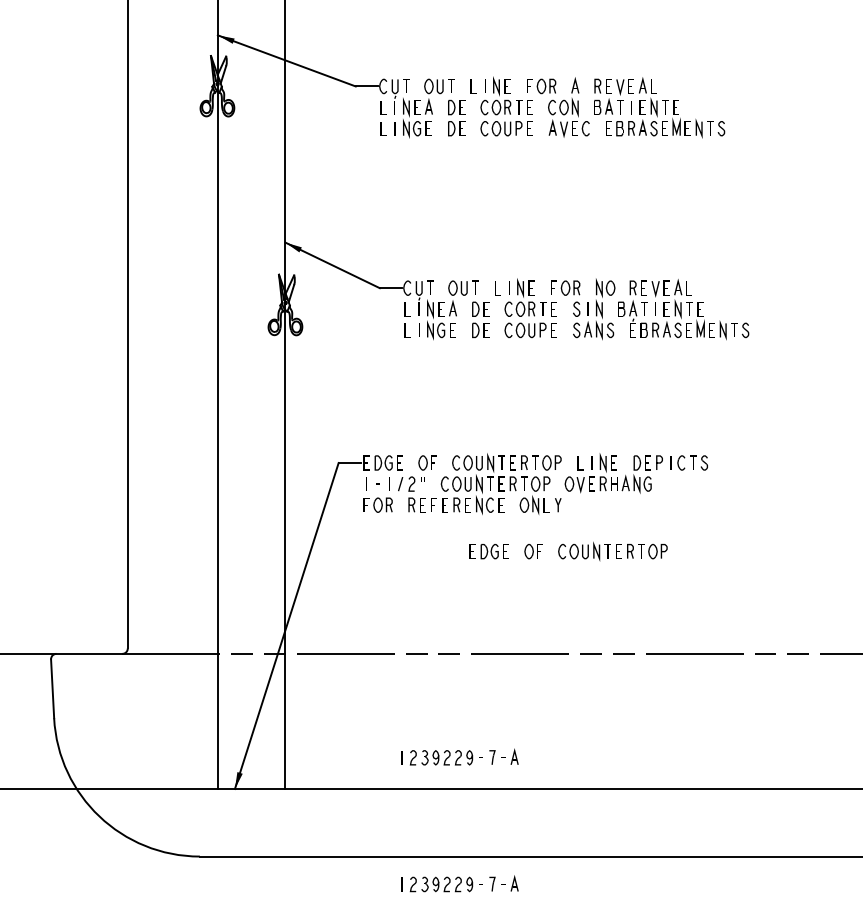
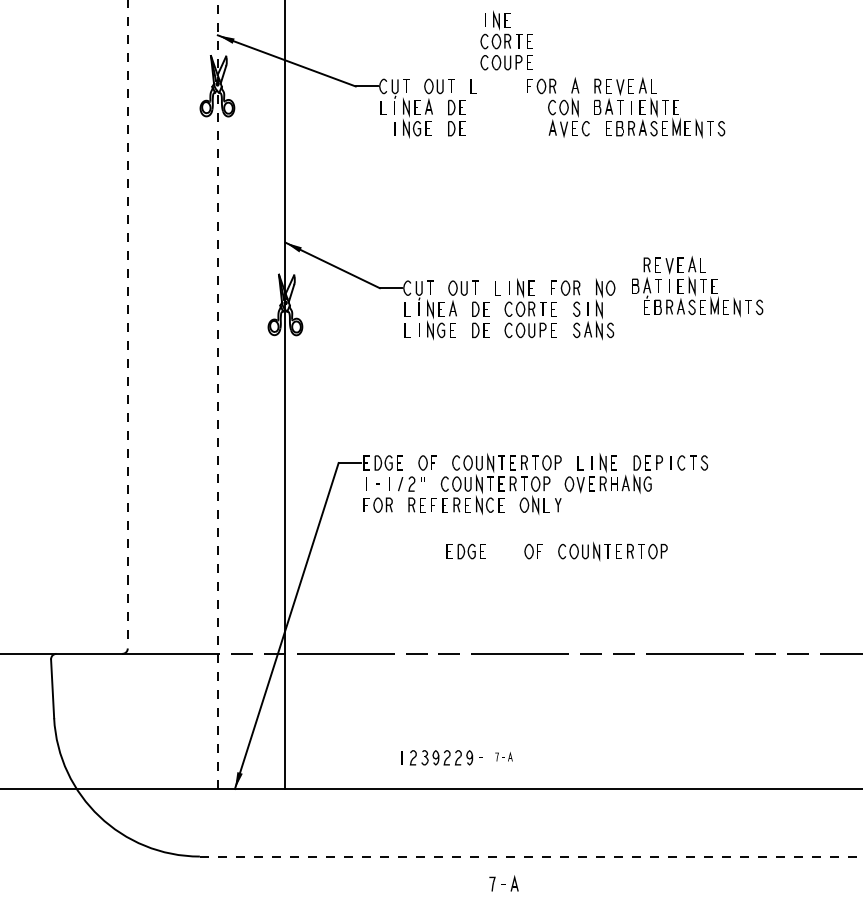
part position: (506, 106) -> (506, 40) (506, 40)
line: present -> none (381, 128)
part position: (683, 309) -> (697, 286) (697, 286)
line: solid -> dashed (127, 324)
line: solid -> dashed (217, 394)
part position: (488, 551) -> (465, 551) (465, 551)
part size: 30x17 px -> 18x10 px (503, 756)
line: solid -> dashed (531, 856)
part: present -> none (441, 884)
